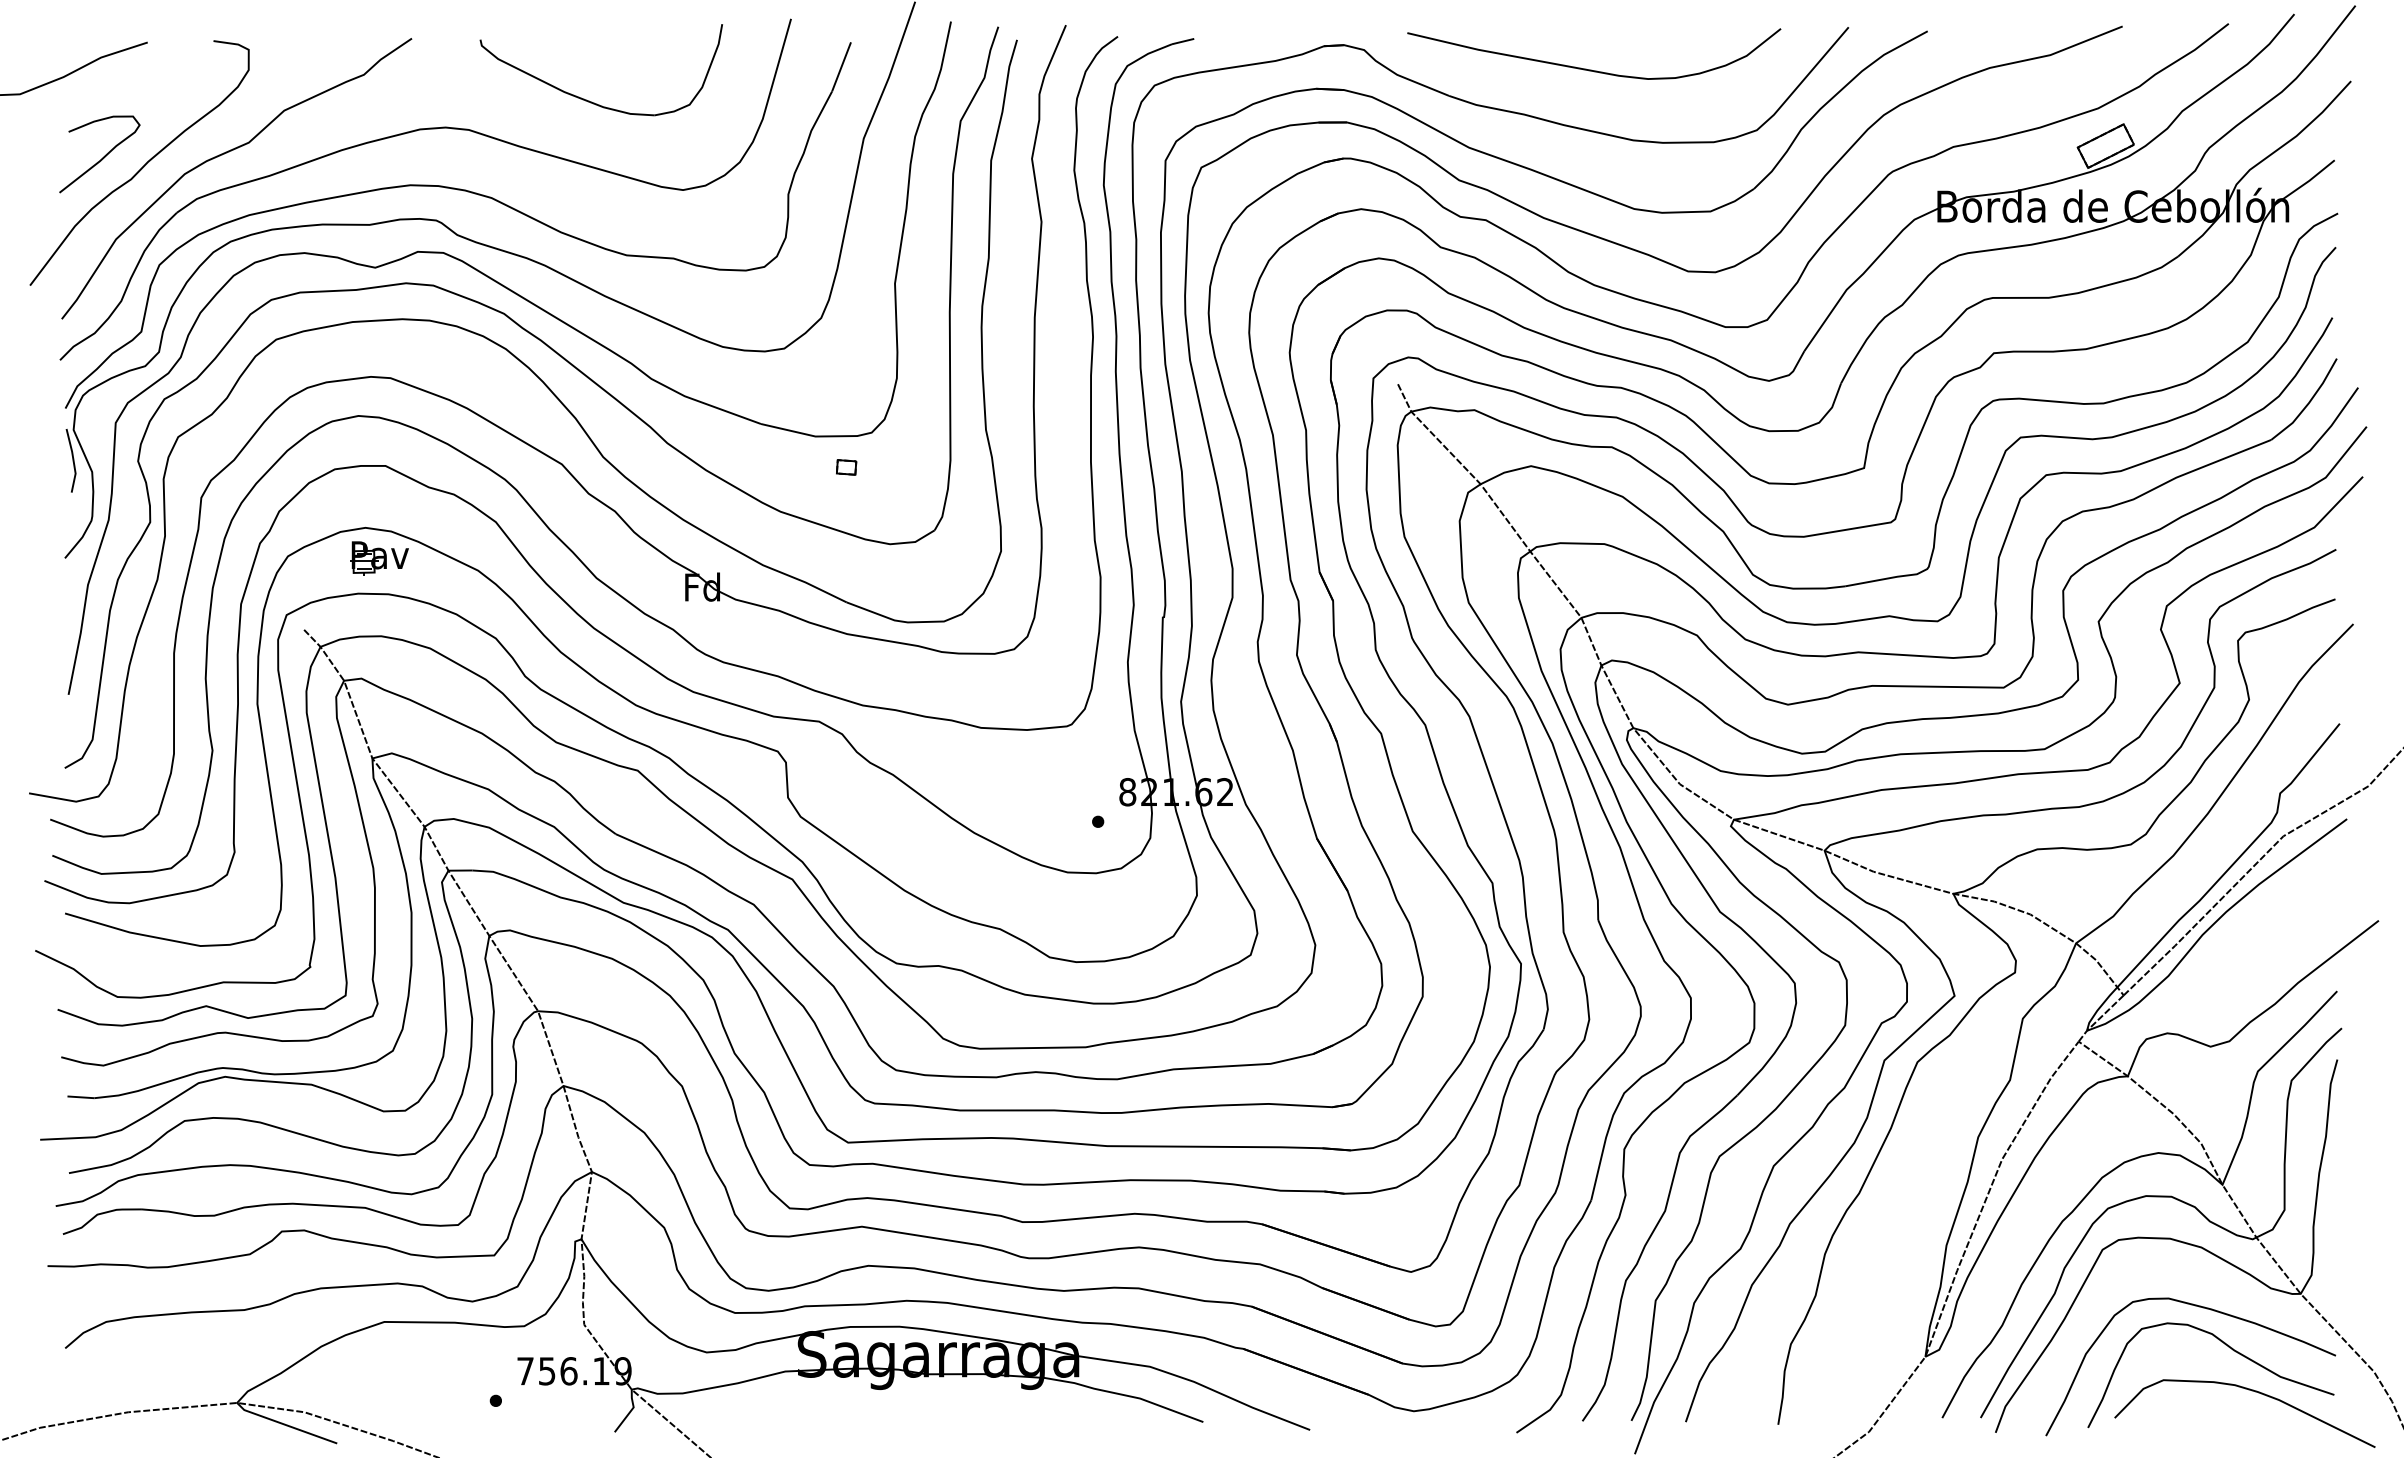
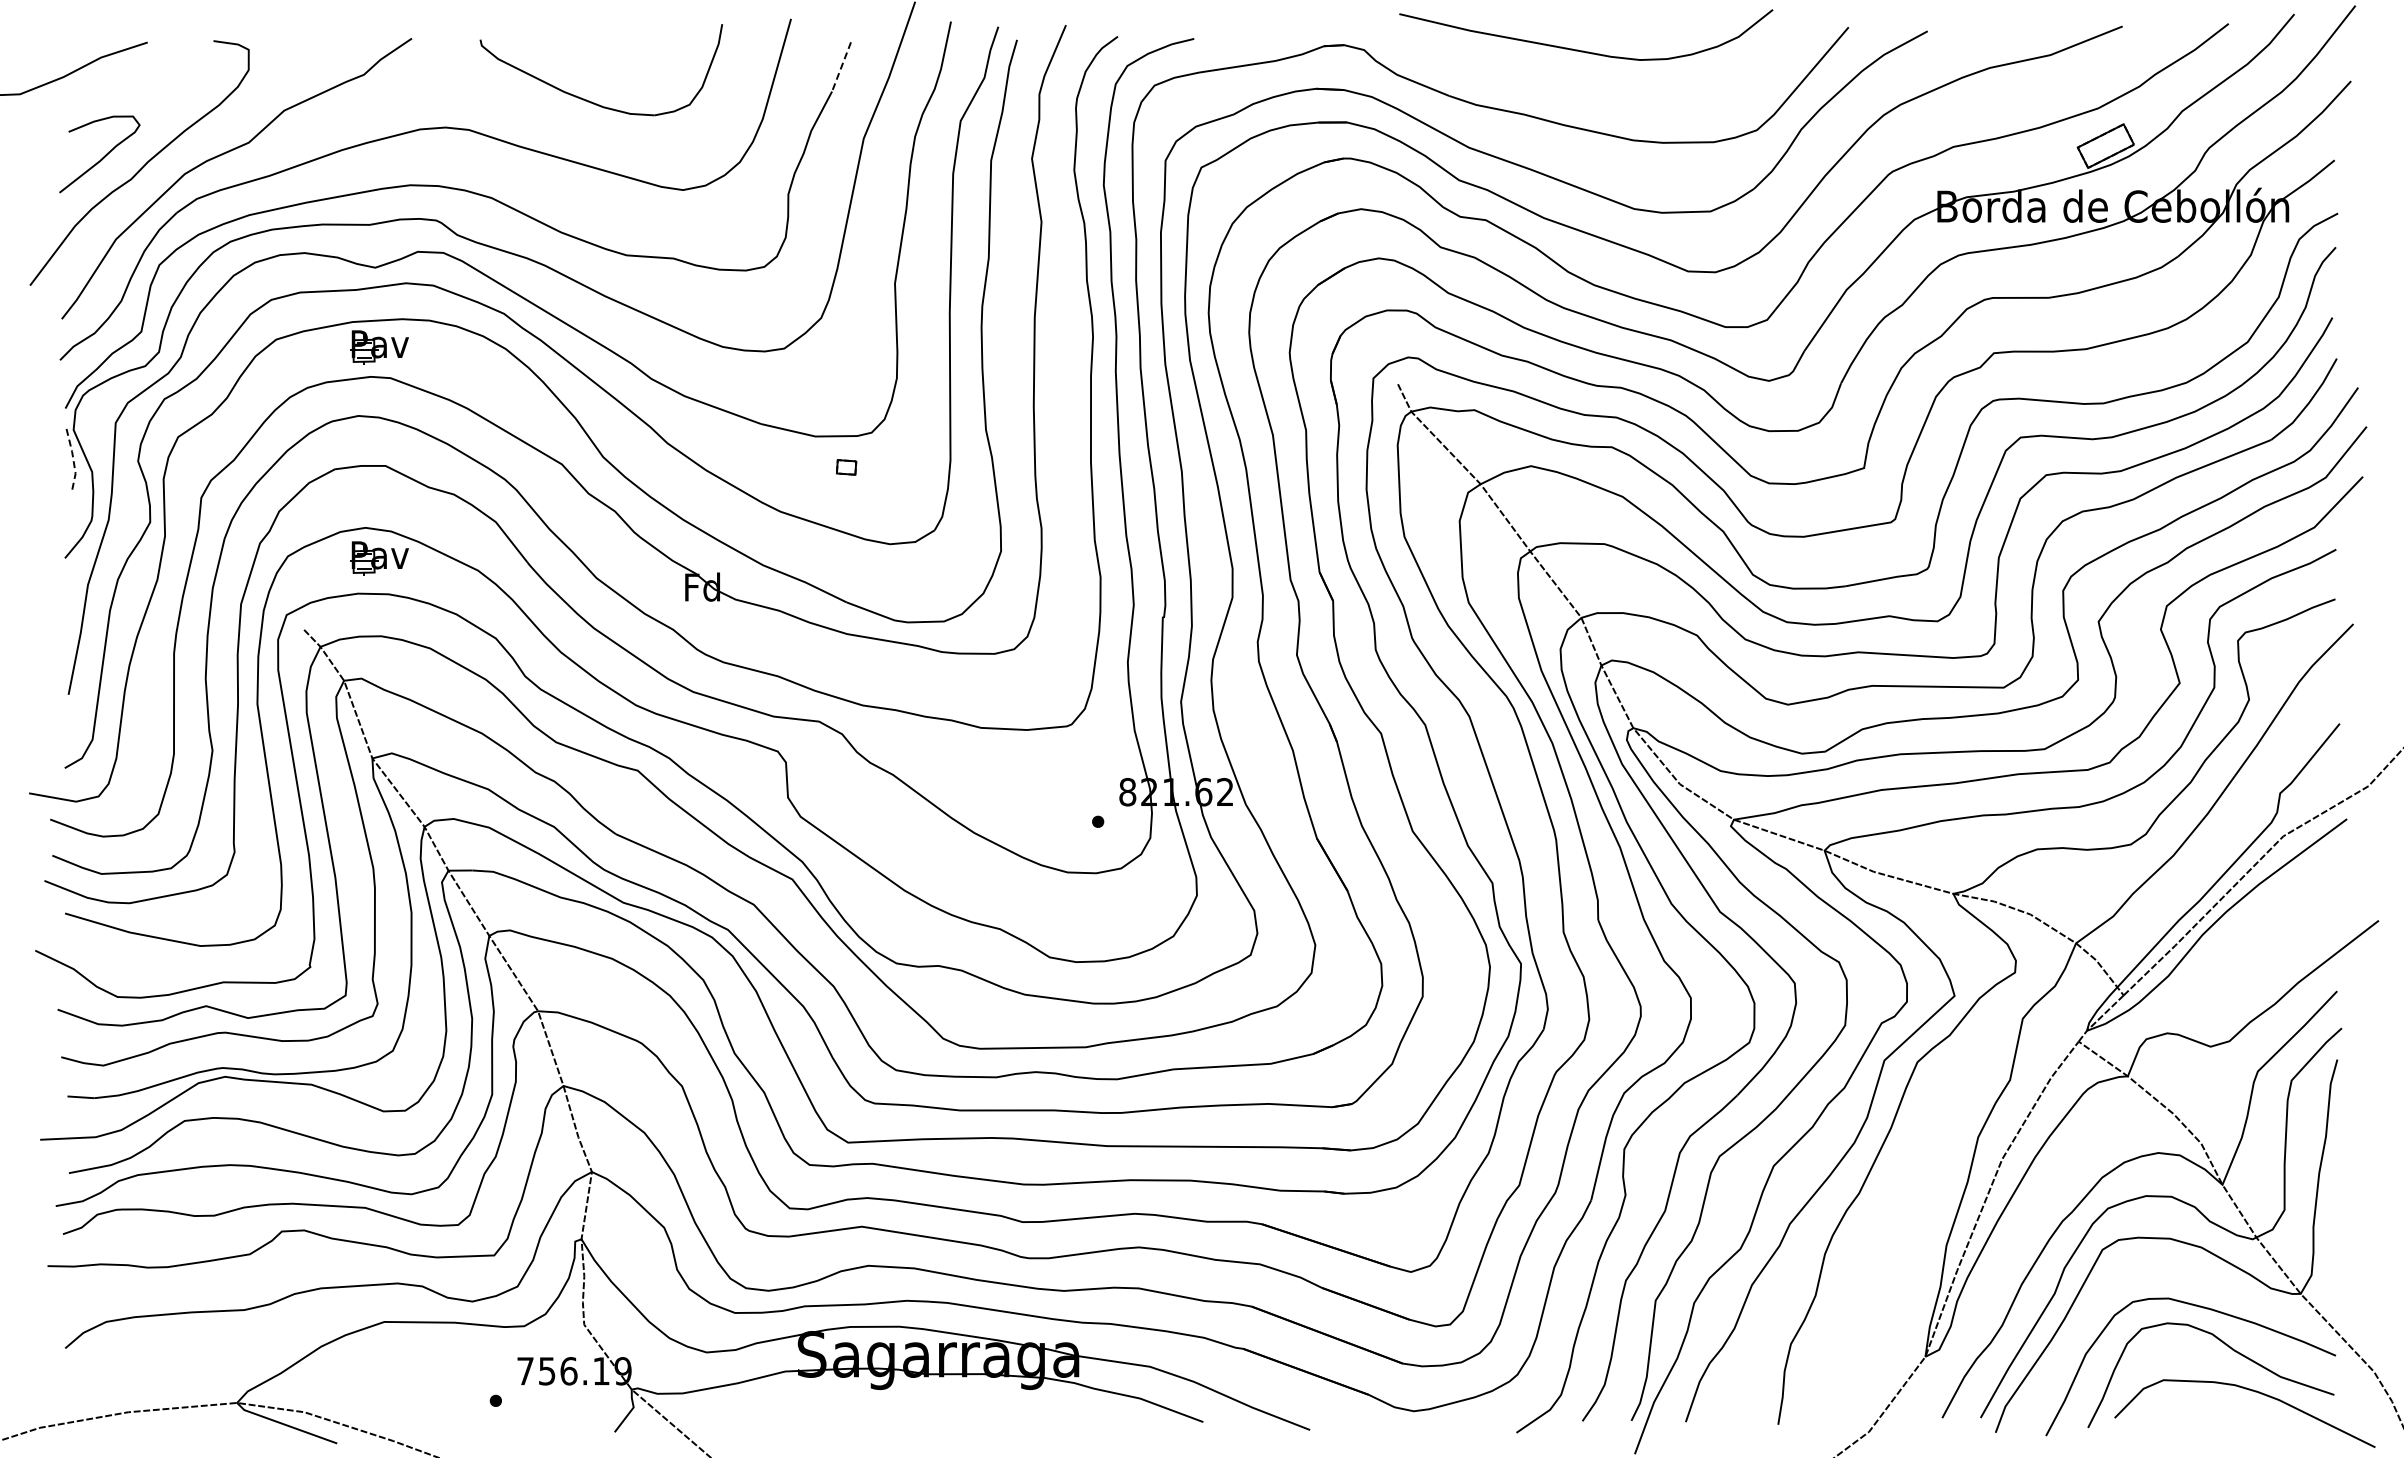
line: solid -> dashed (841, 67)
curve position: (1591, 69) -> (1583, 50) (1583, 50)
part: none -> present (379, 347)
line: solid -> dashed (73, 461)
